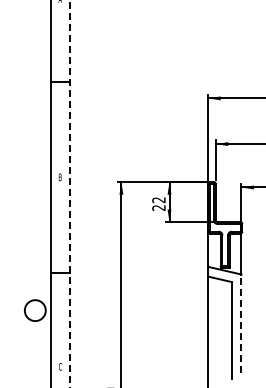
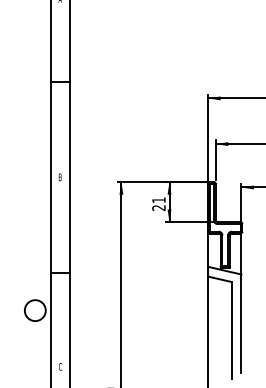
line: dashed -> solid (69, 194)
text: 22 -> 21 (158, 200)
line: dashed -> solid (241, 323)
